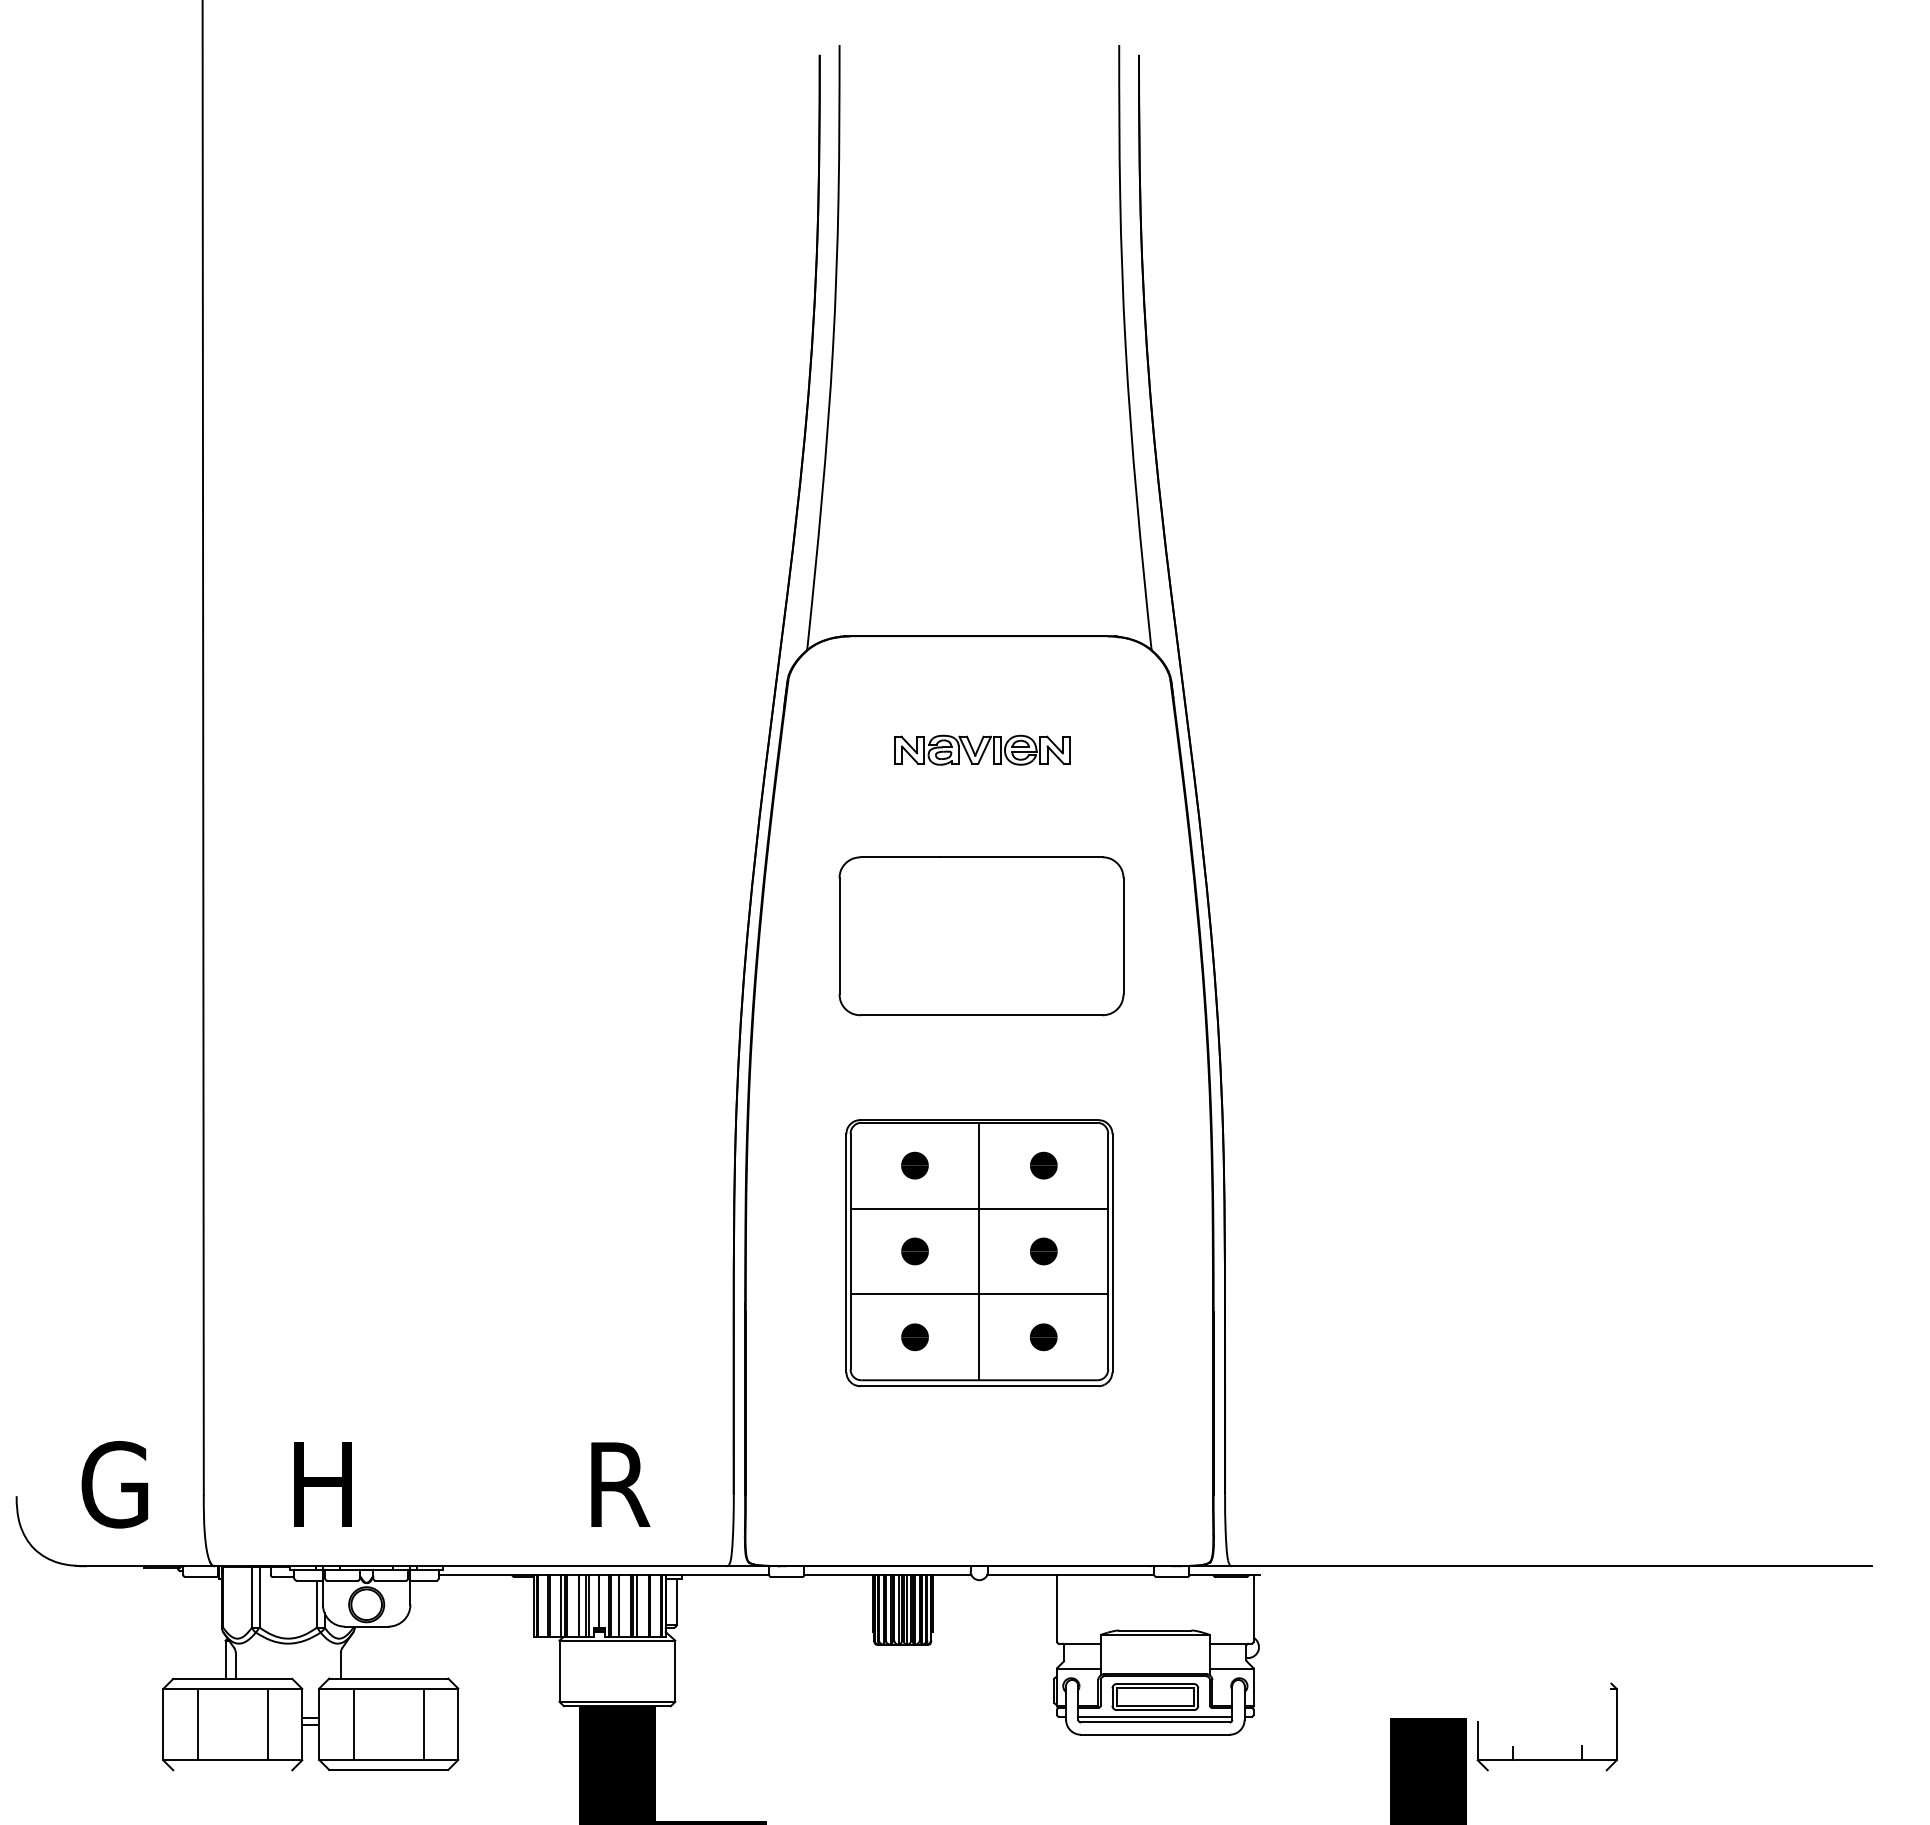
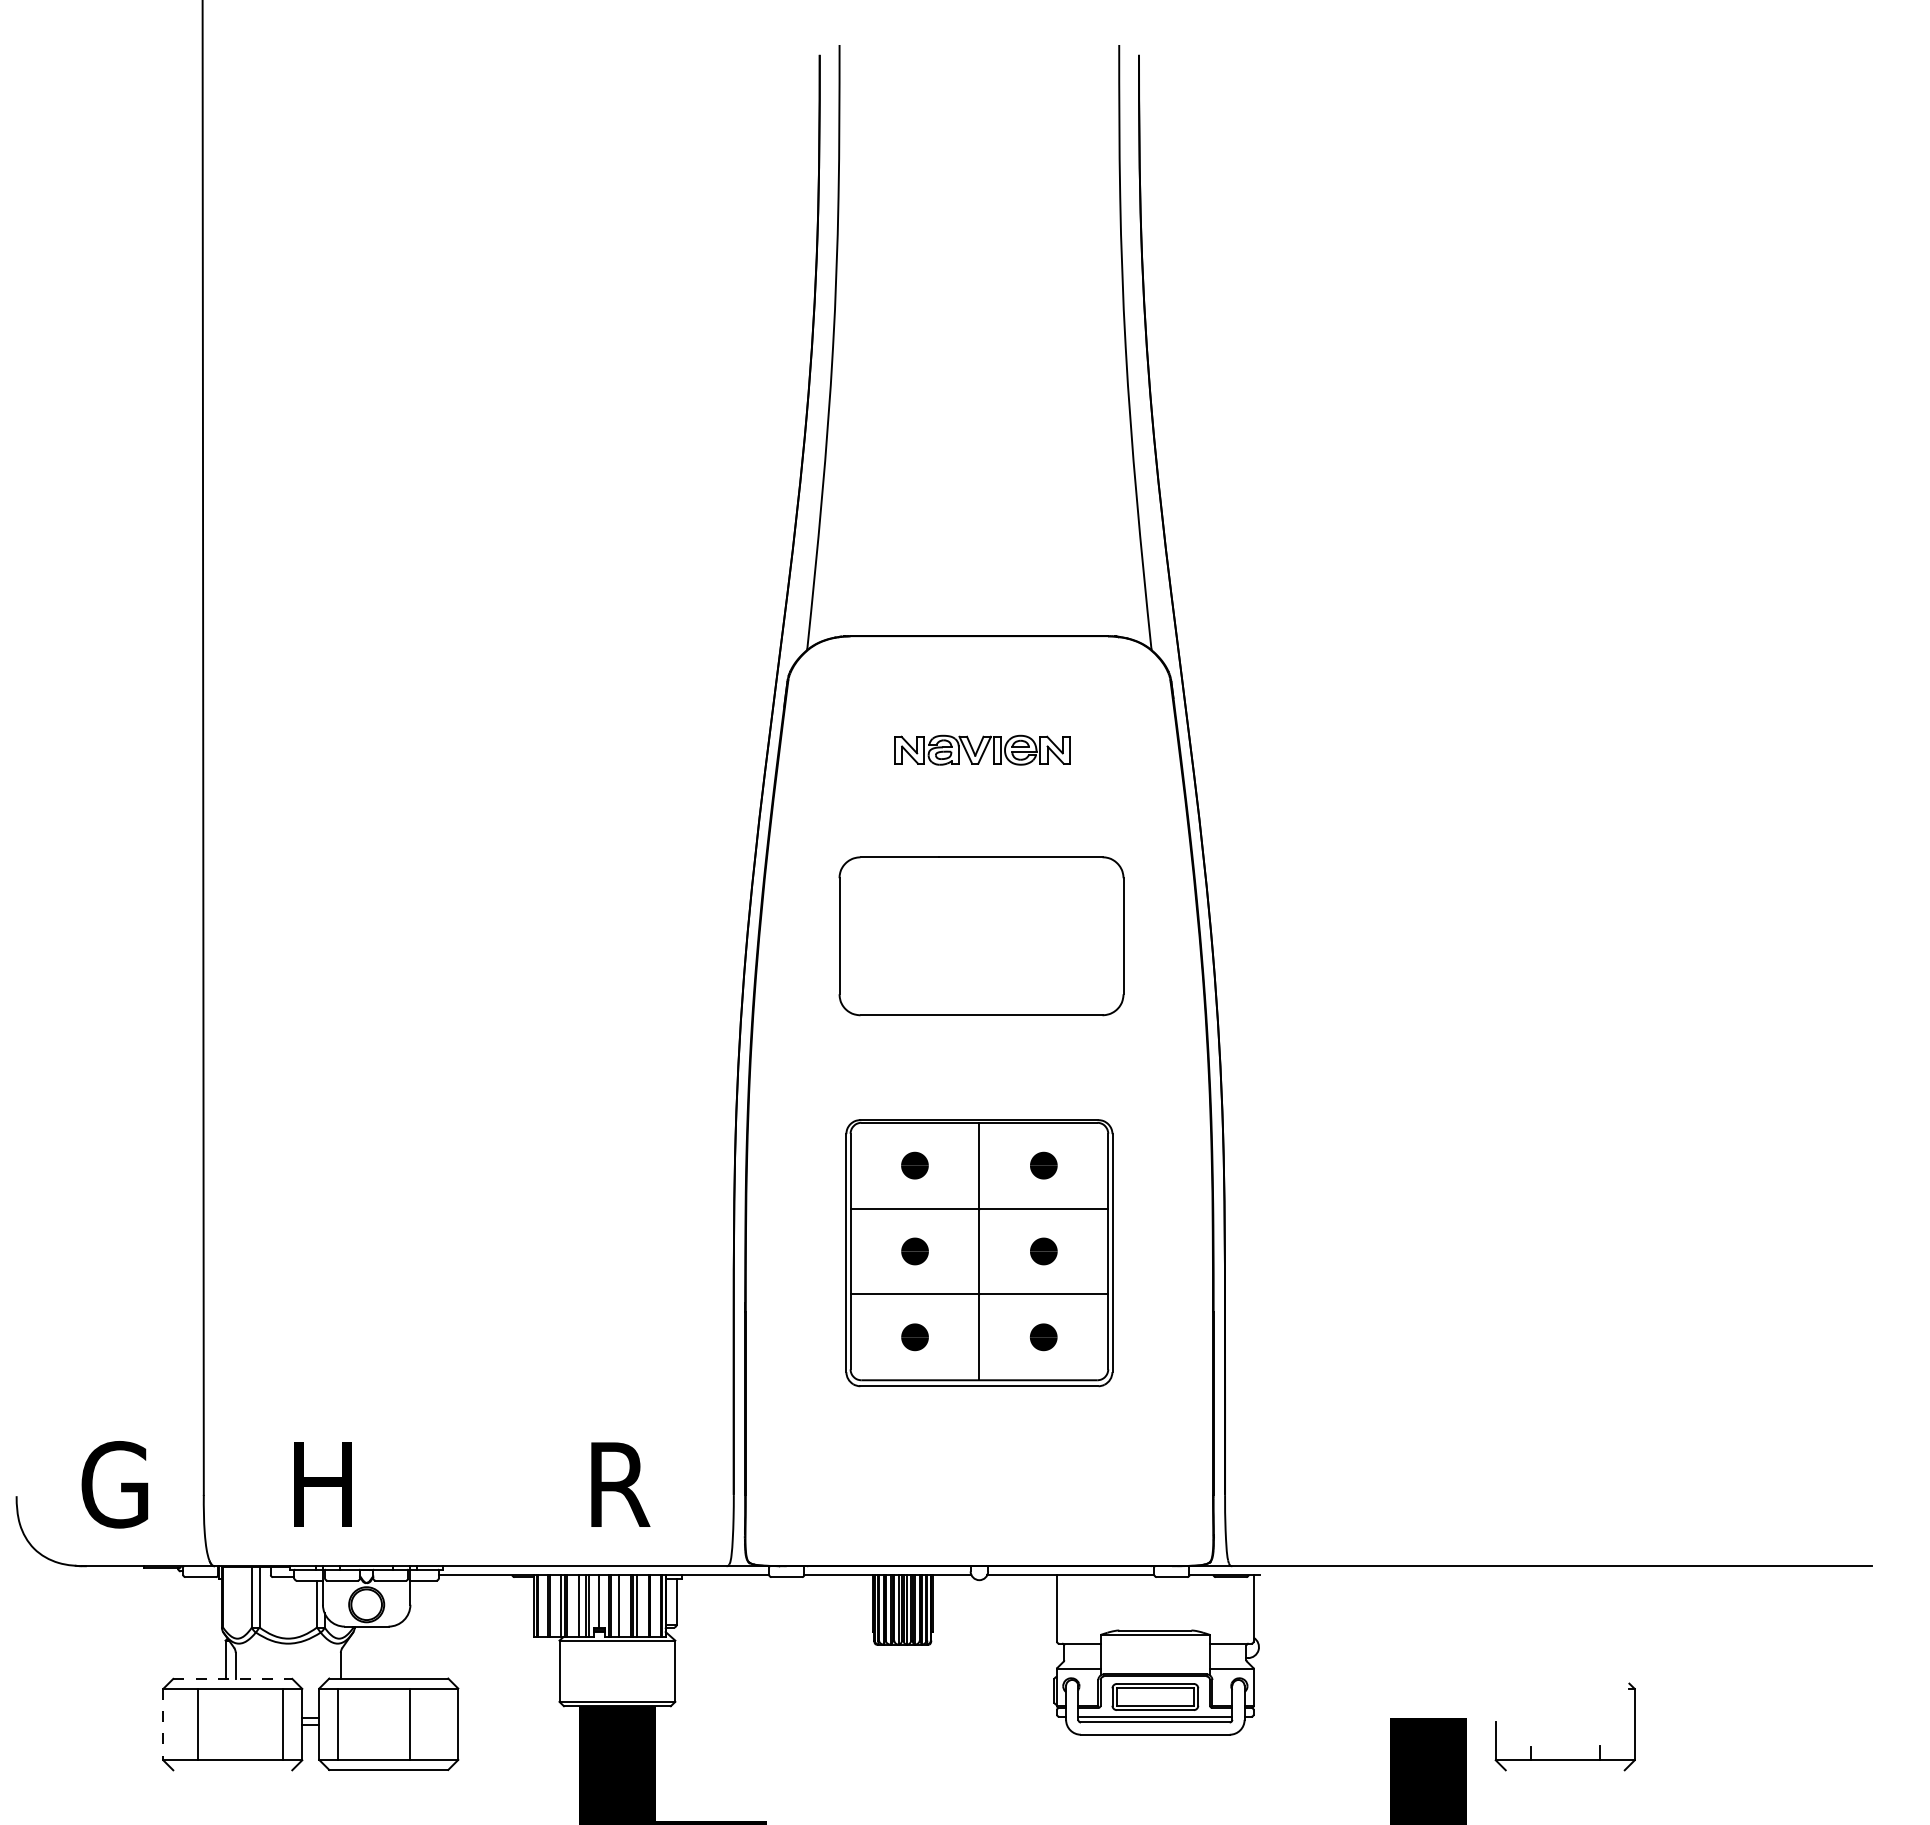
line: solid -> dashed (232, 1678)
line position: (354, 1723) -> (338, 1723) (338, 1723)
line position: (423, 1723) -> (409, 1723) (409, 1723)
line: solid -> dashed (163, 1724)
line position: (267, 1724) -> (282, 1724) (282, 1724)
part position: (1546, 1759) -> (1564, 1759) (1564, 1759)
